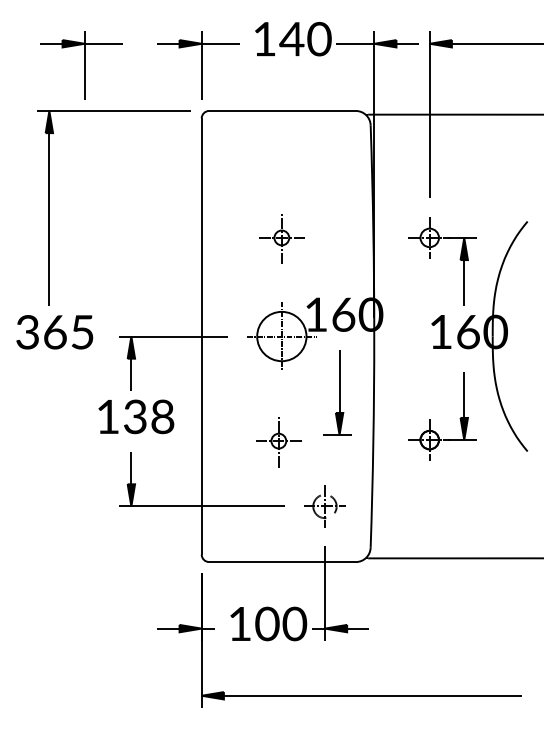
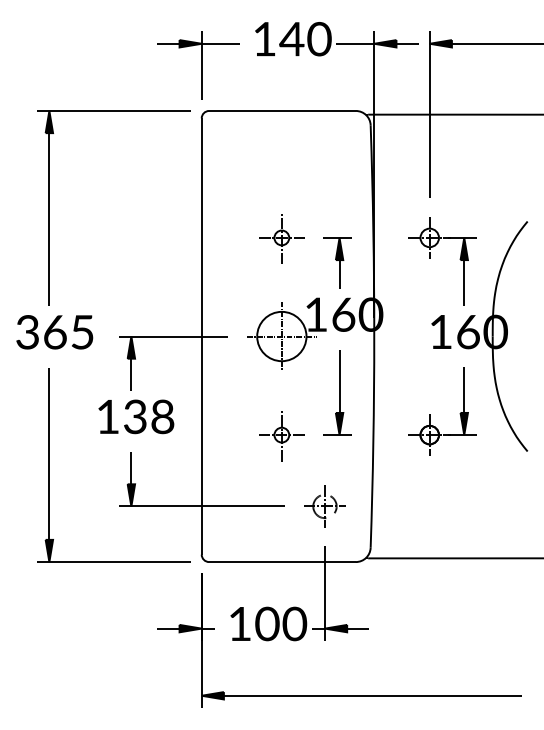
part: present -> none (81, 65)
part: none -> present (337, 262)
part position: (430, 419) -> (430, 414) (430, 414)
part position: (278, 442) -> (281, 436) (281, 436)
part: none -> present (49, 465)
